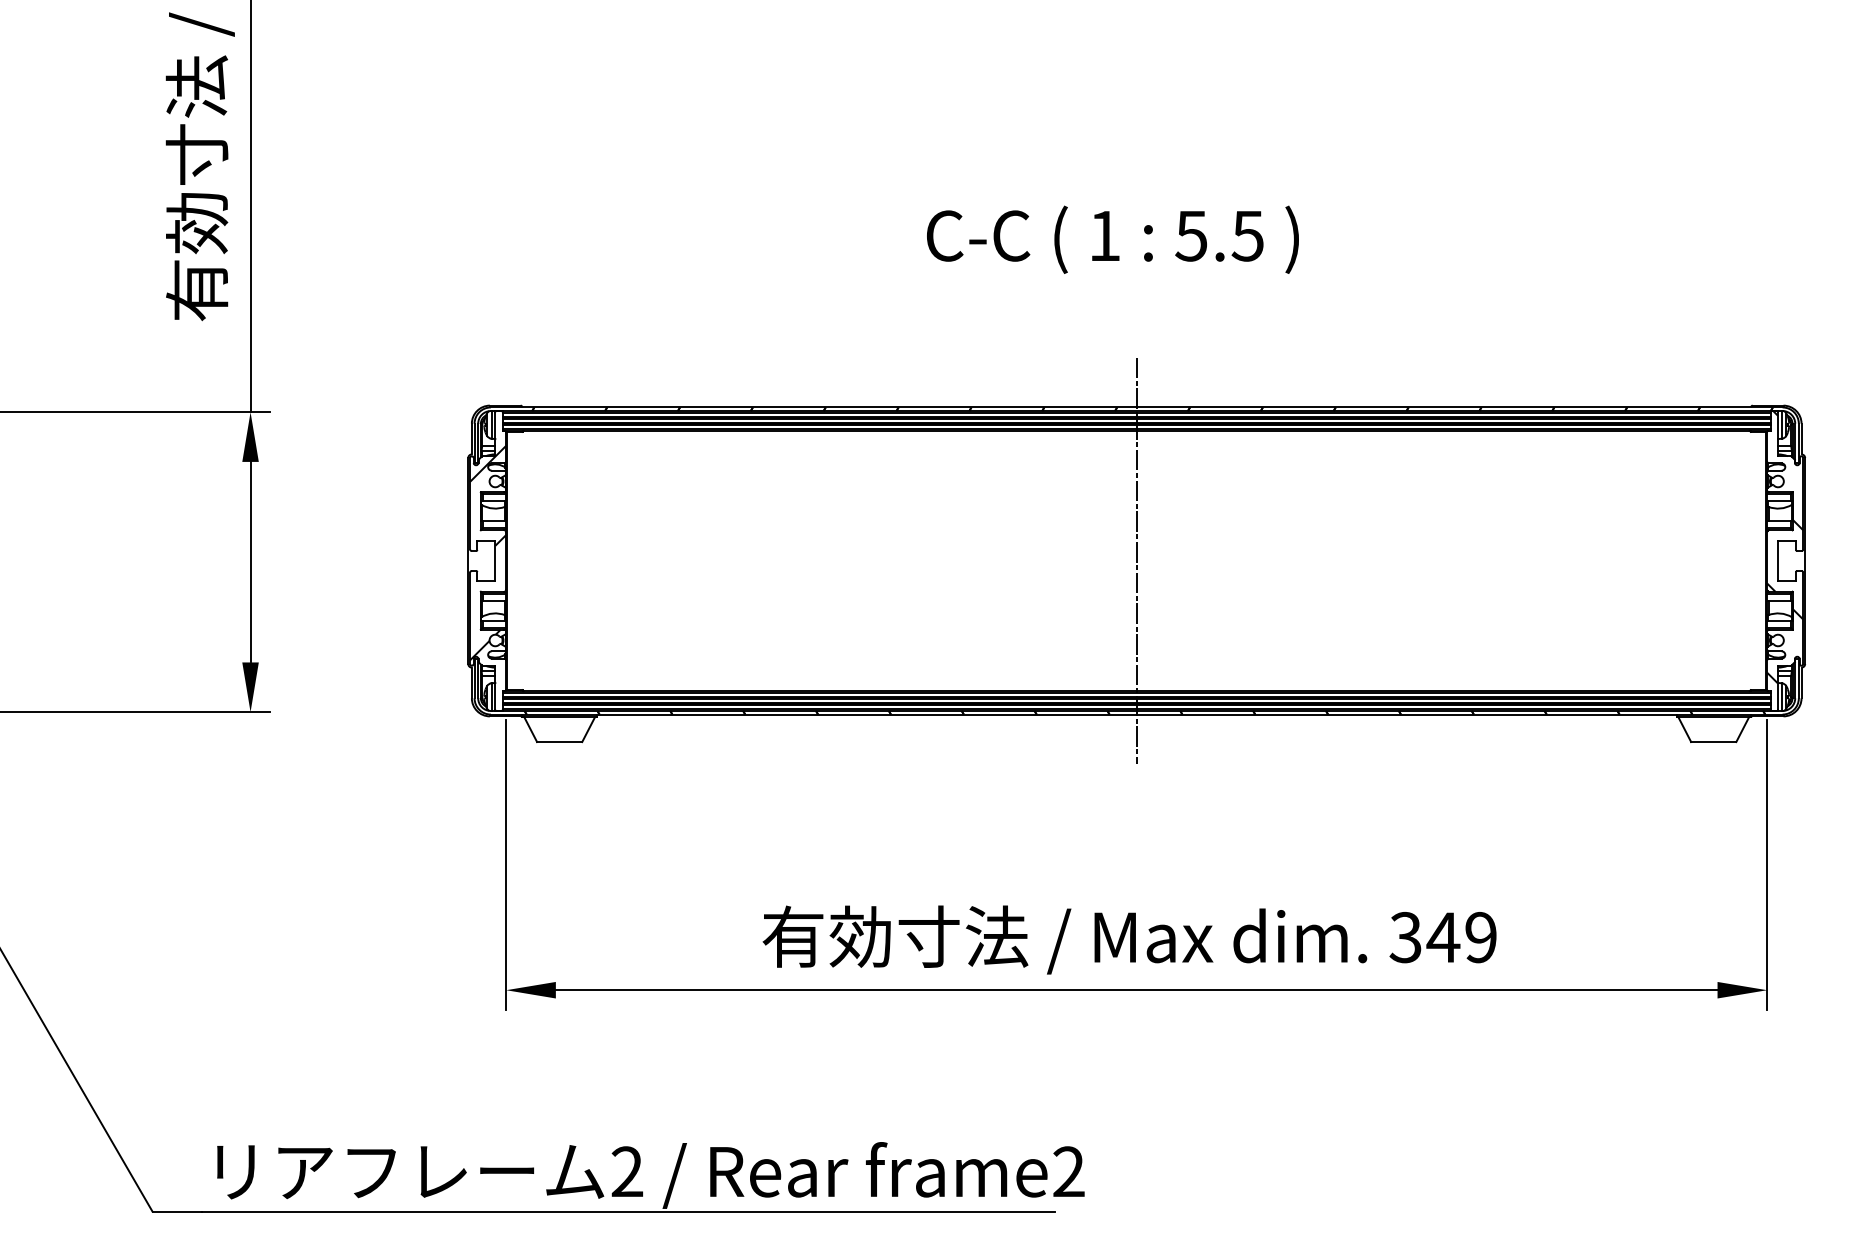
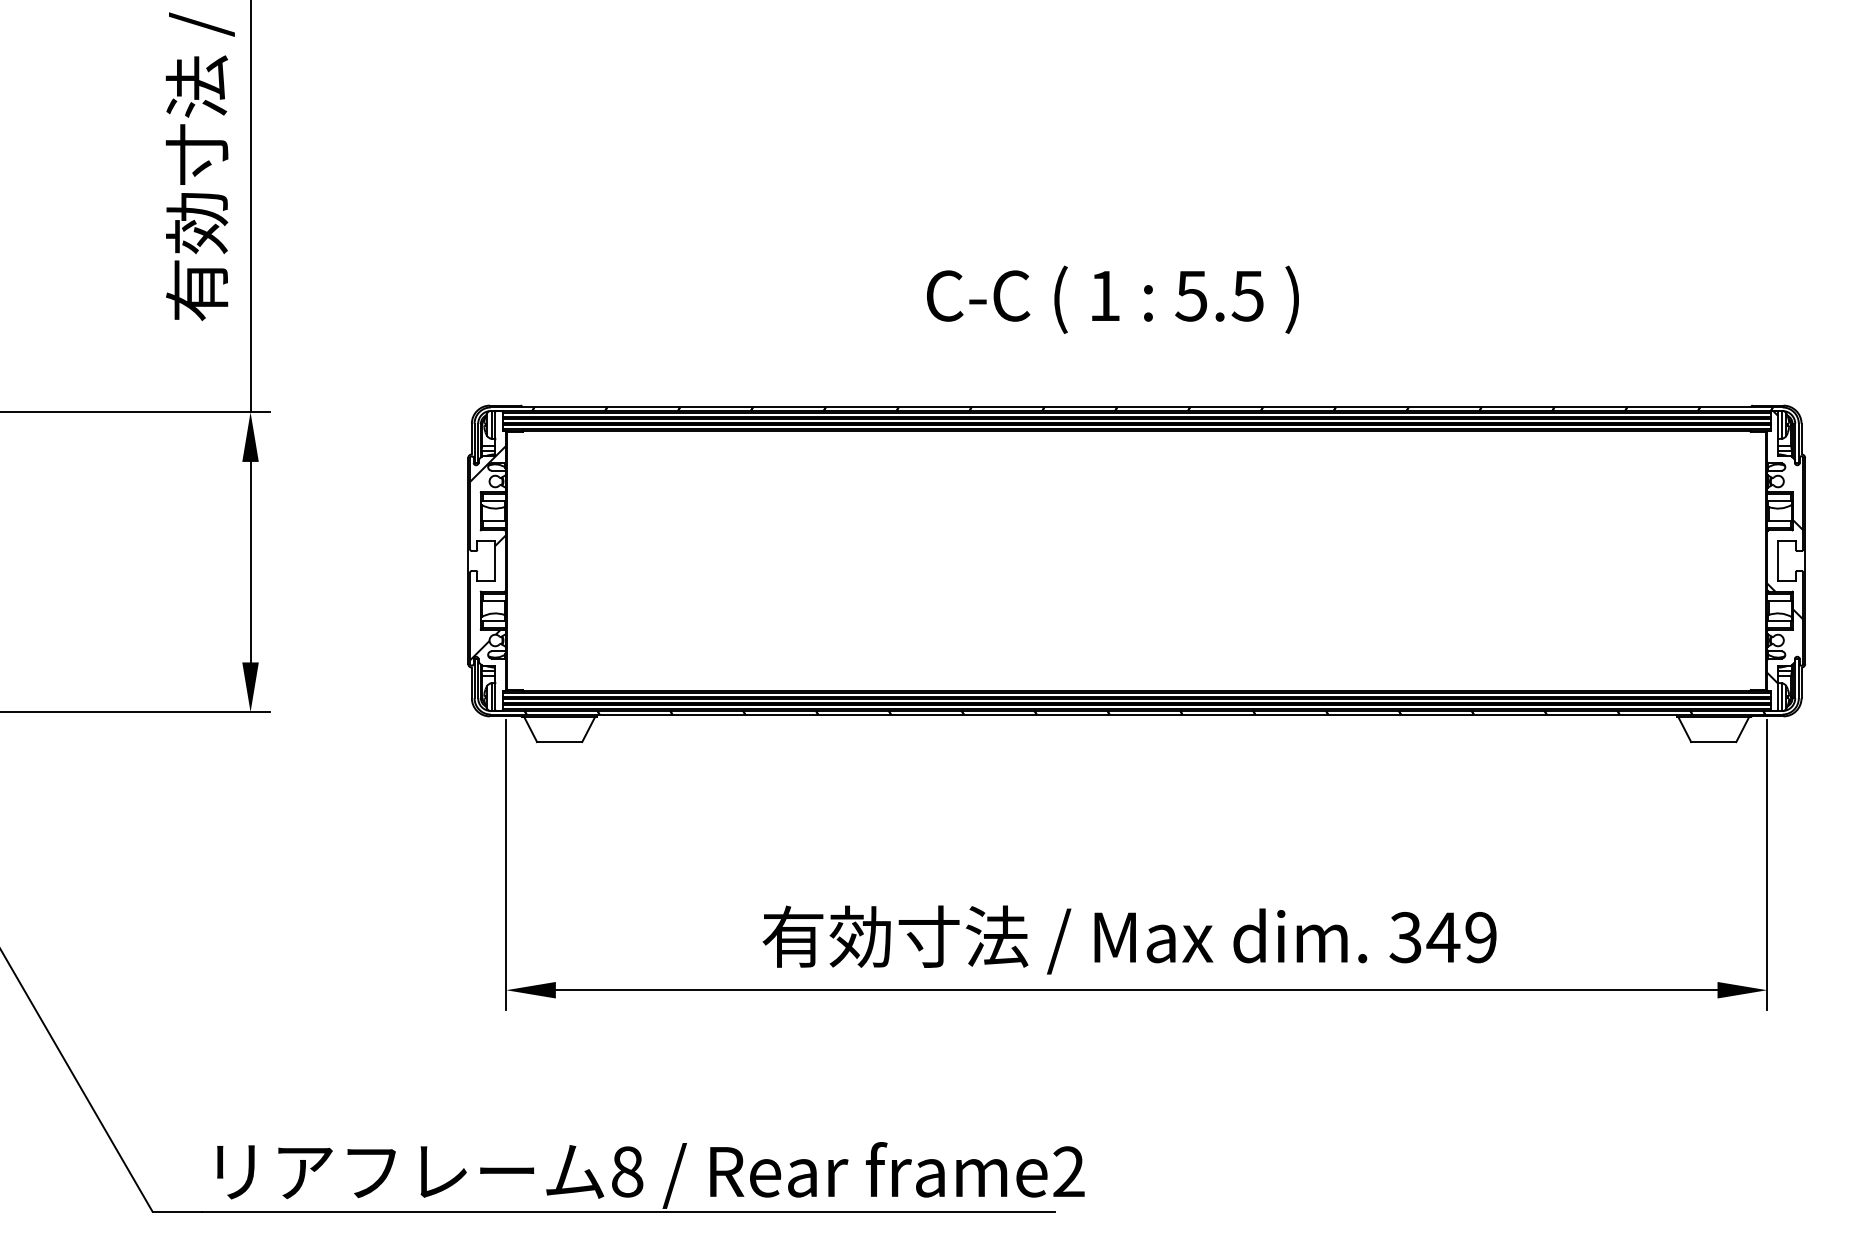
text position: (1112, 239) -> (1112, 299) (1112, 299)
line: present -> none (1136, 560)
text: 2 -> 8 (627, 1171)
